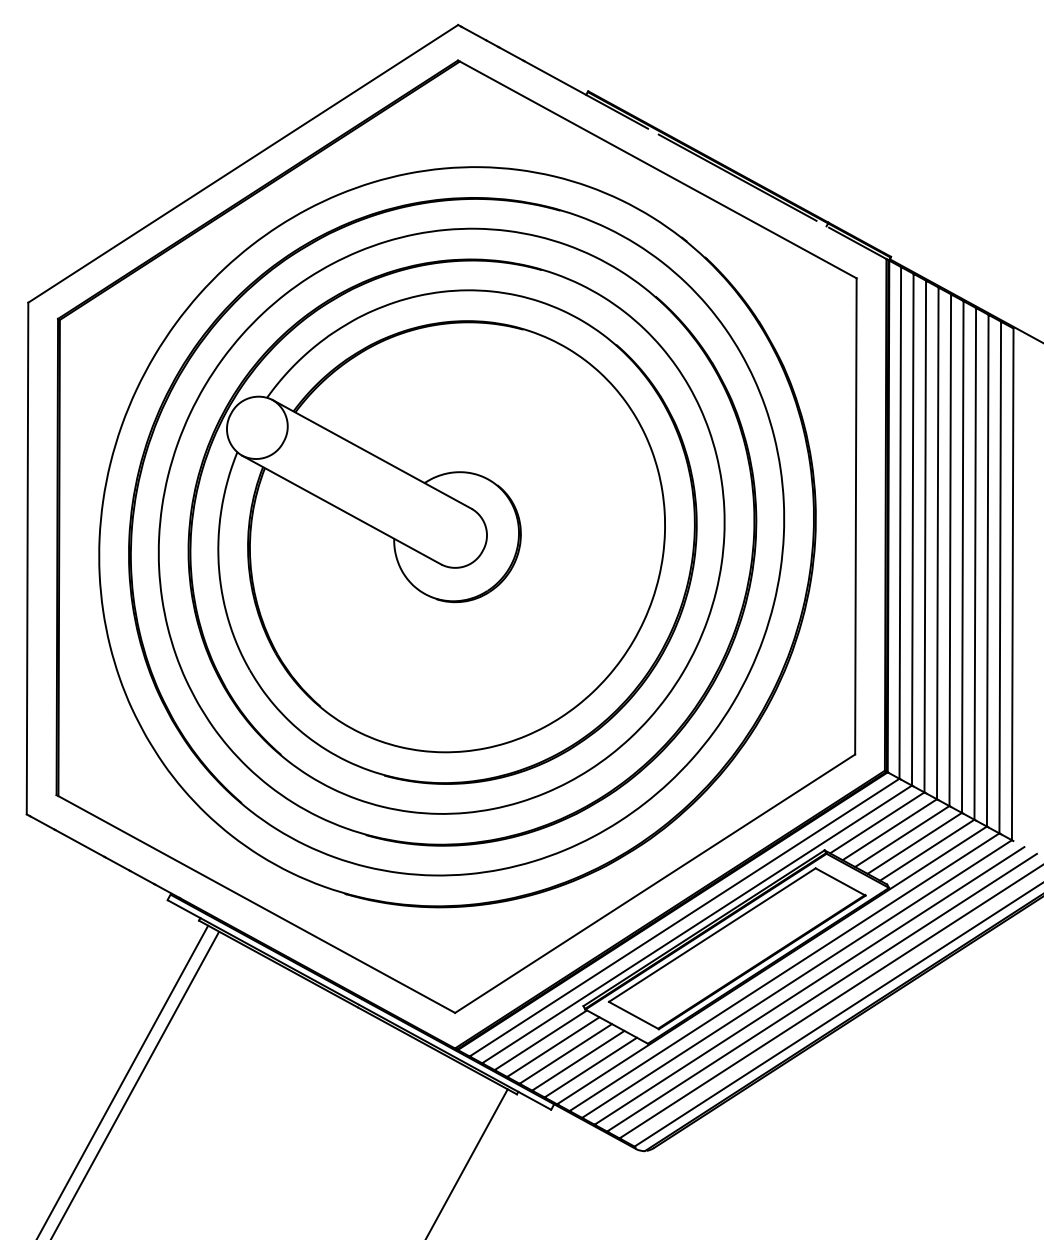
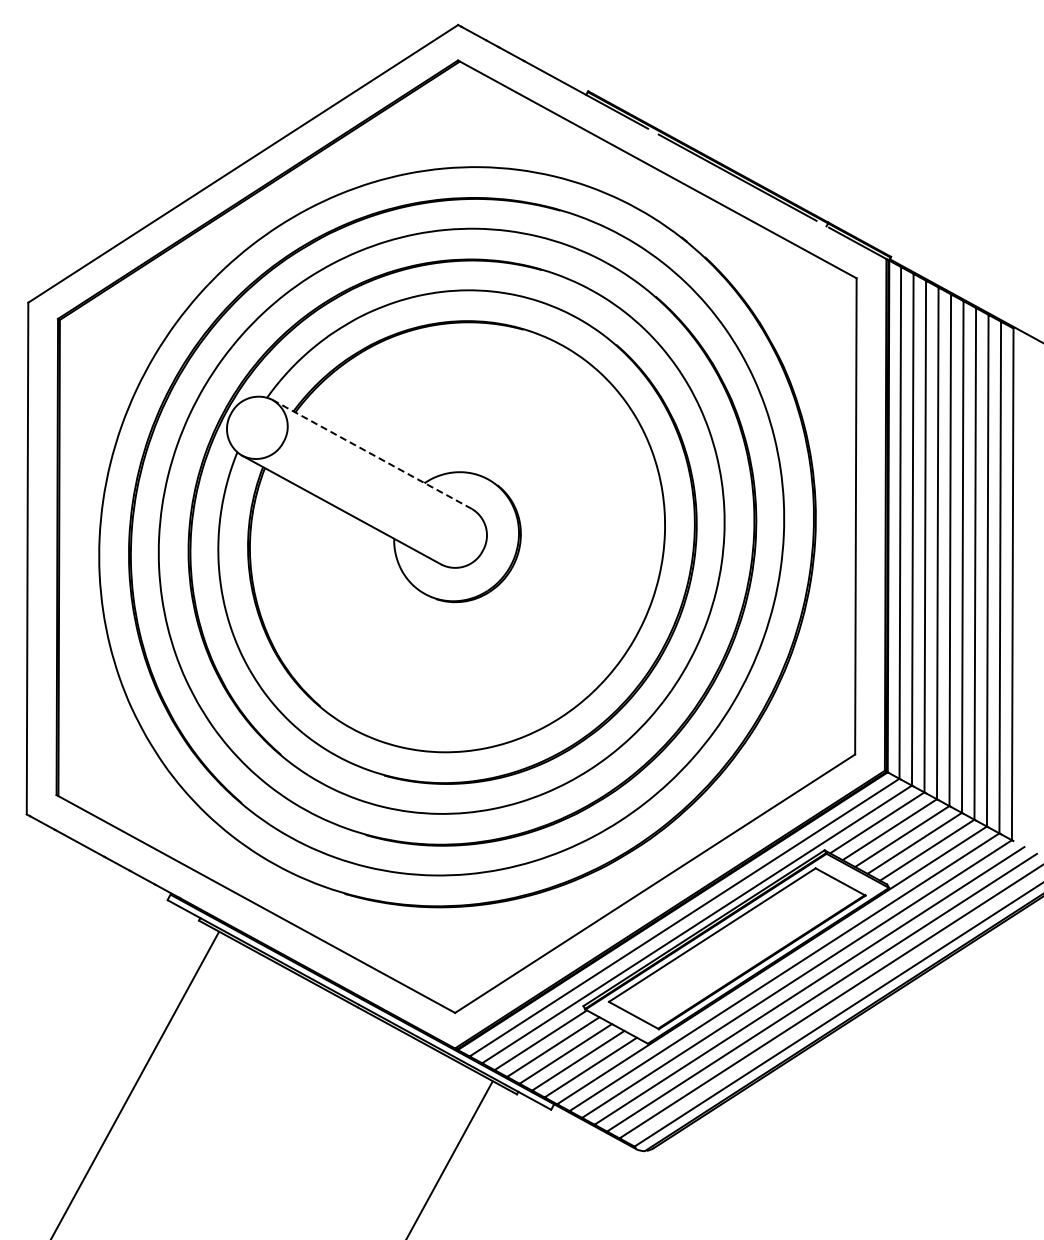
line: solid -> dashed (372, 454)
line: present -> none (123, 1080)
line position: (467, 1162) -> (449, 1158) (449, 1158)
